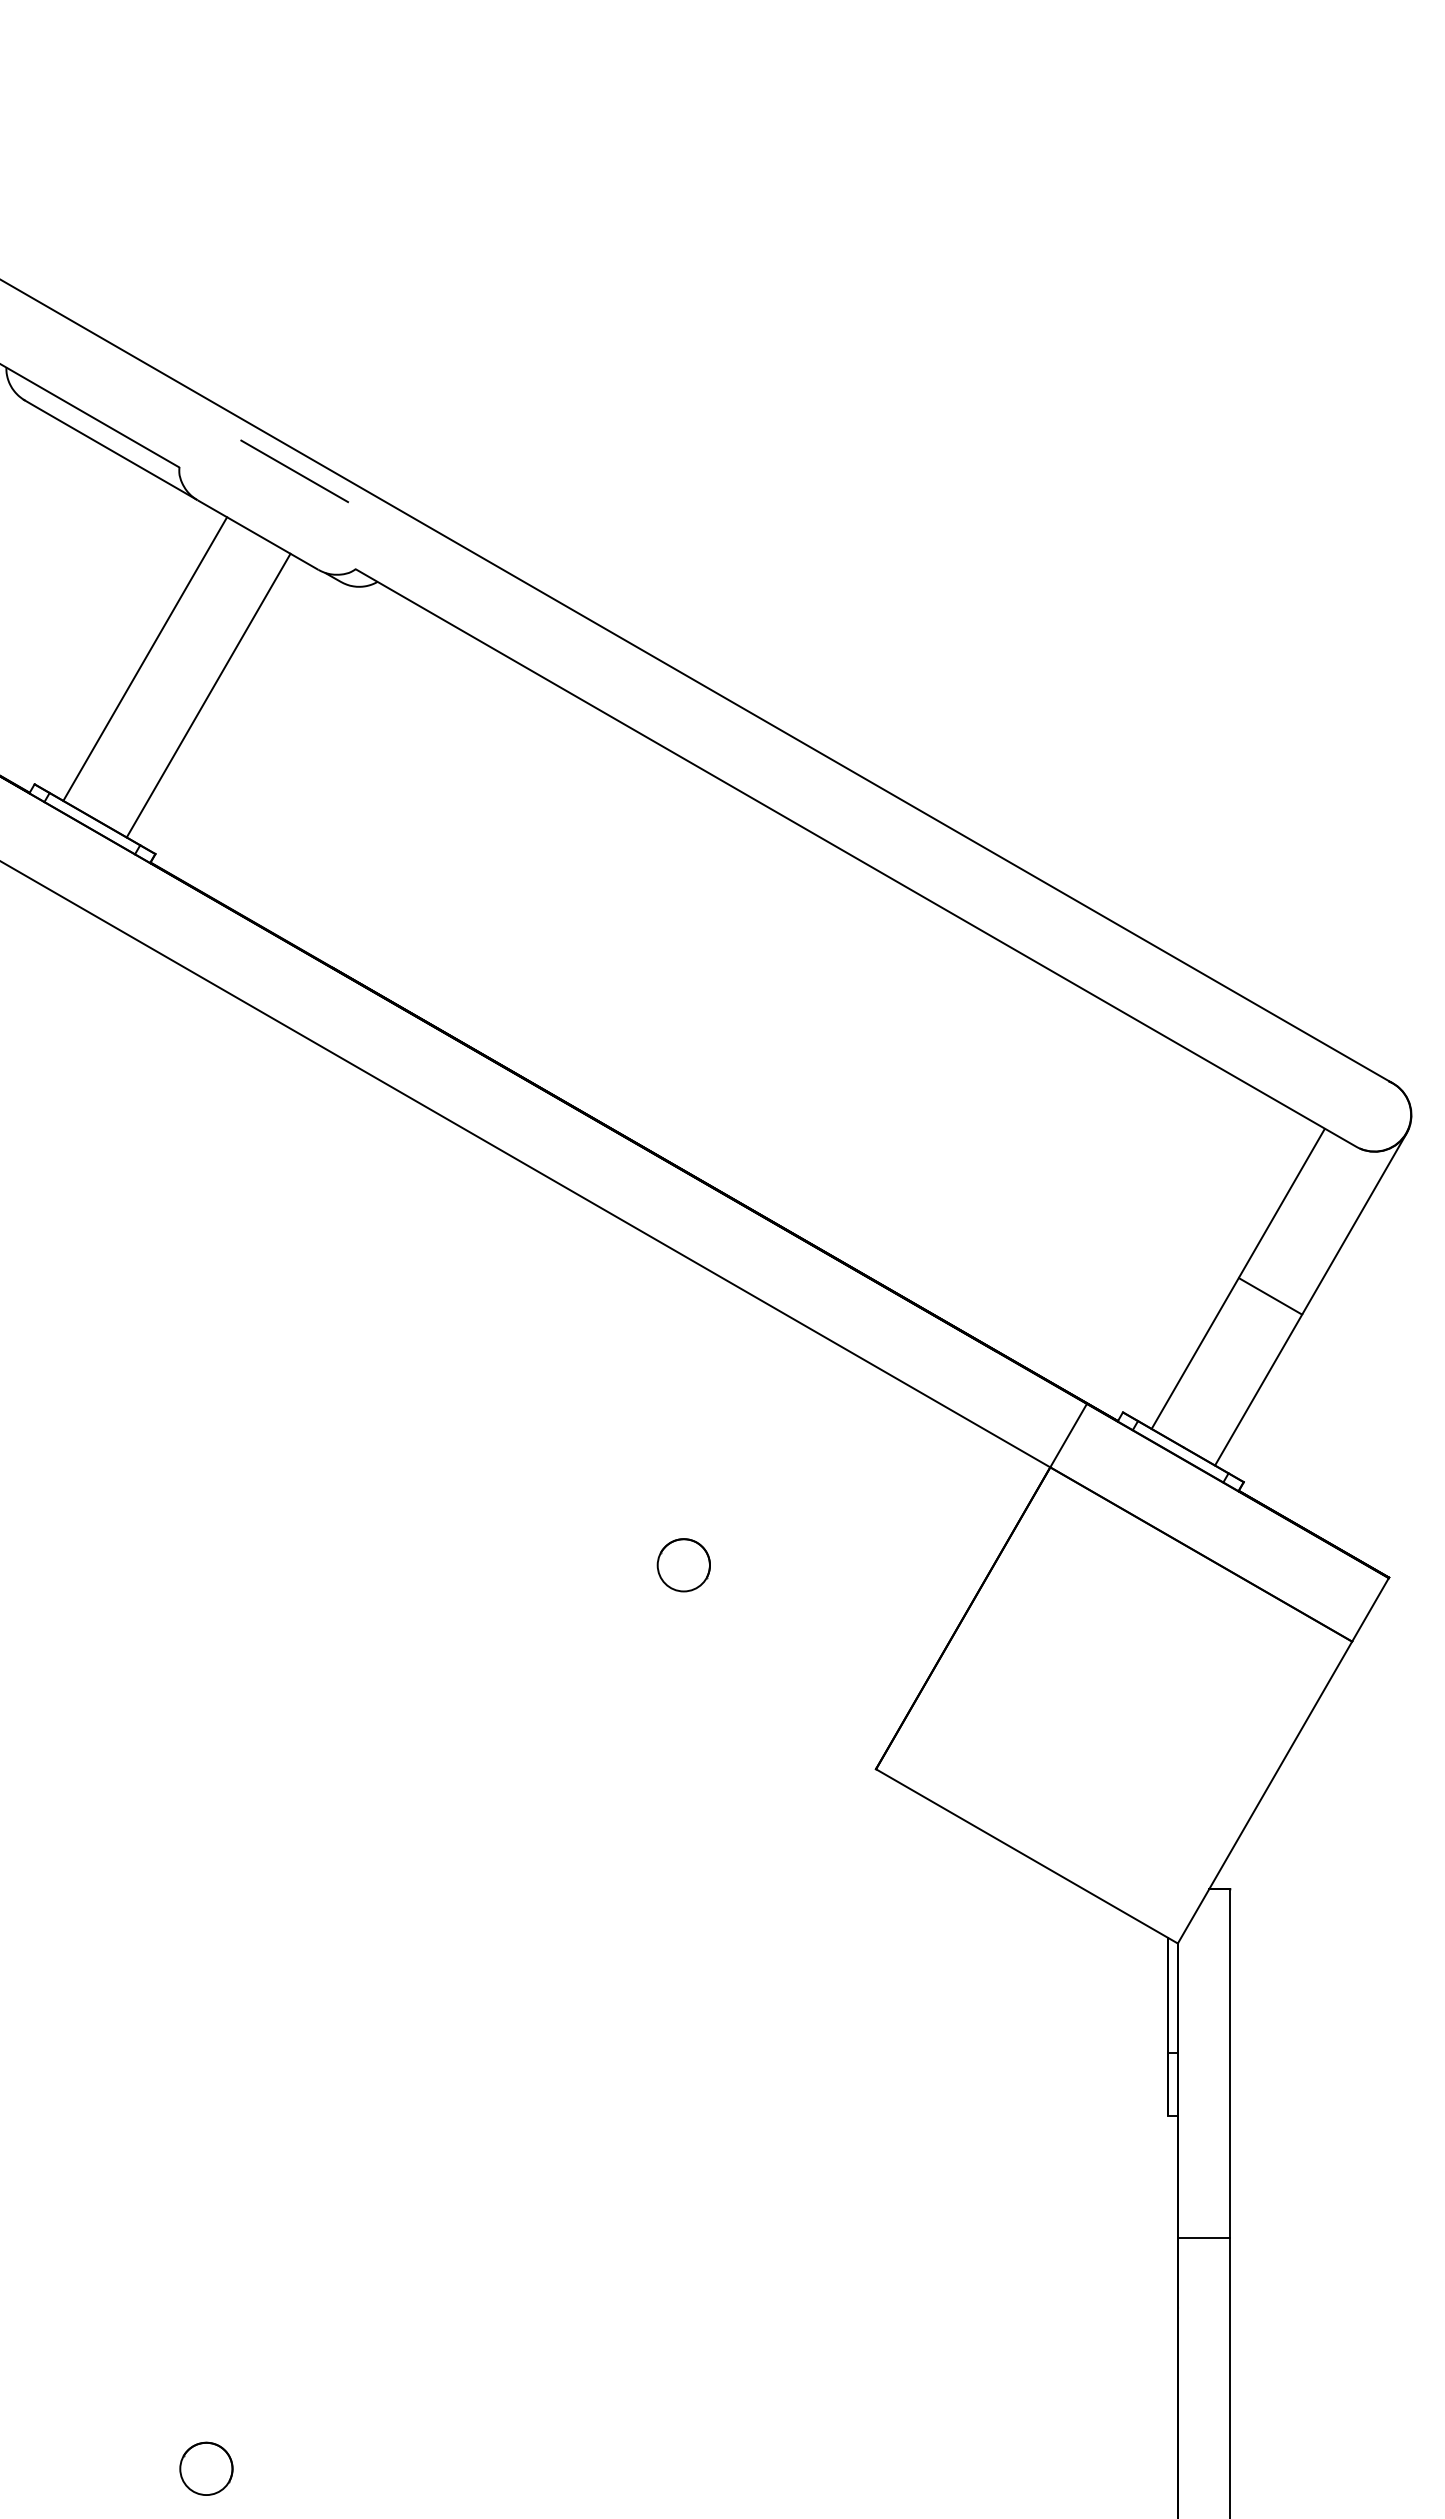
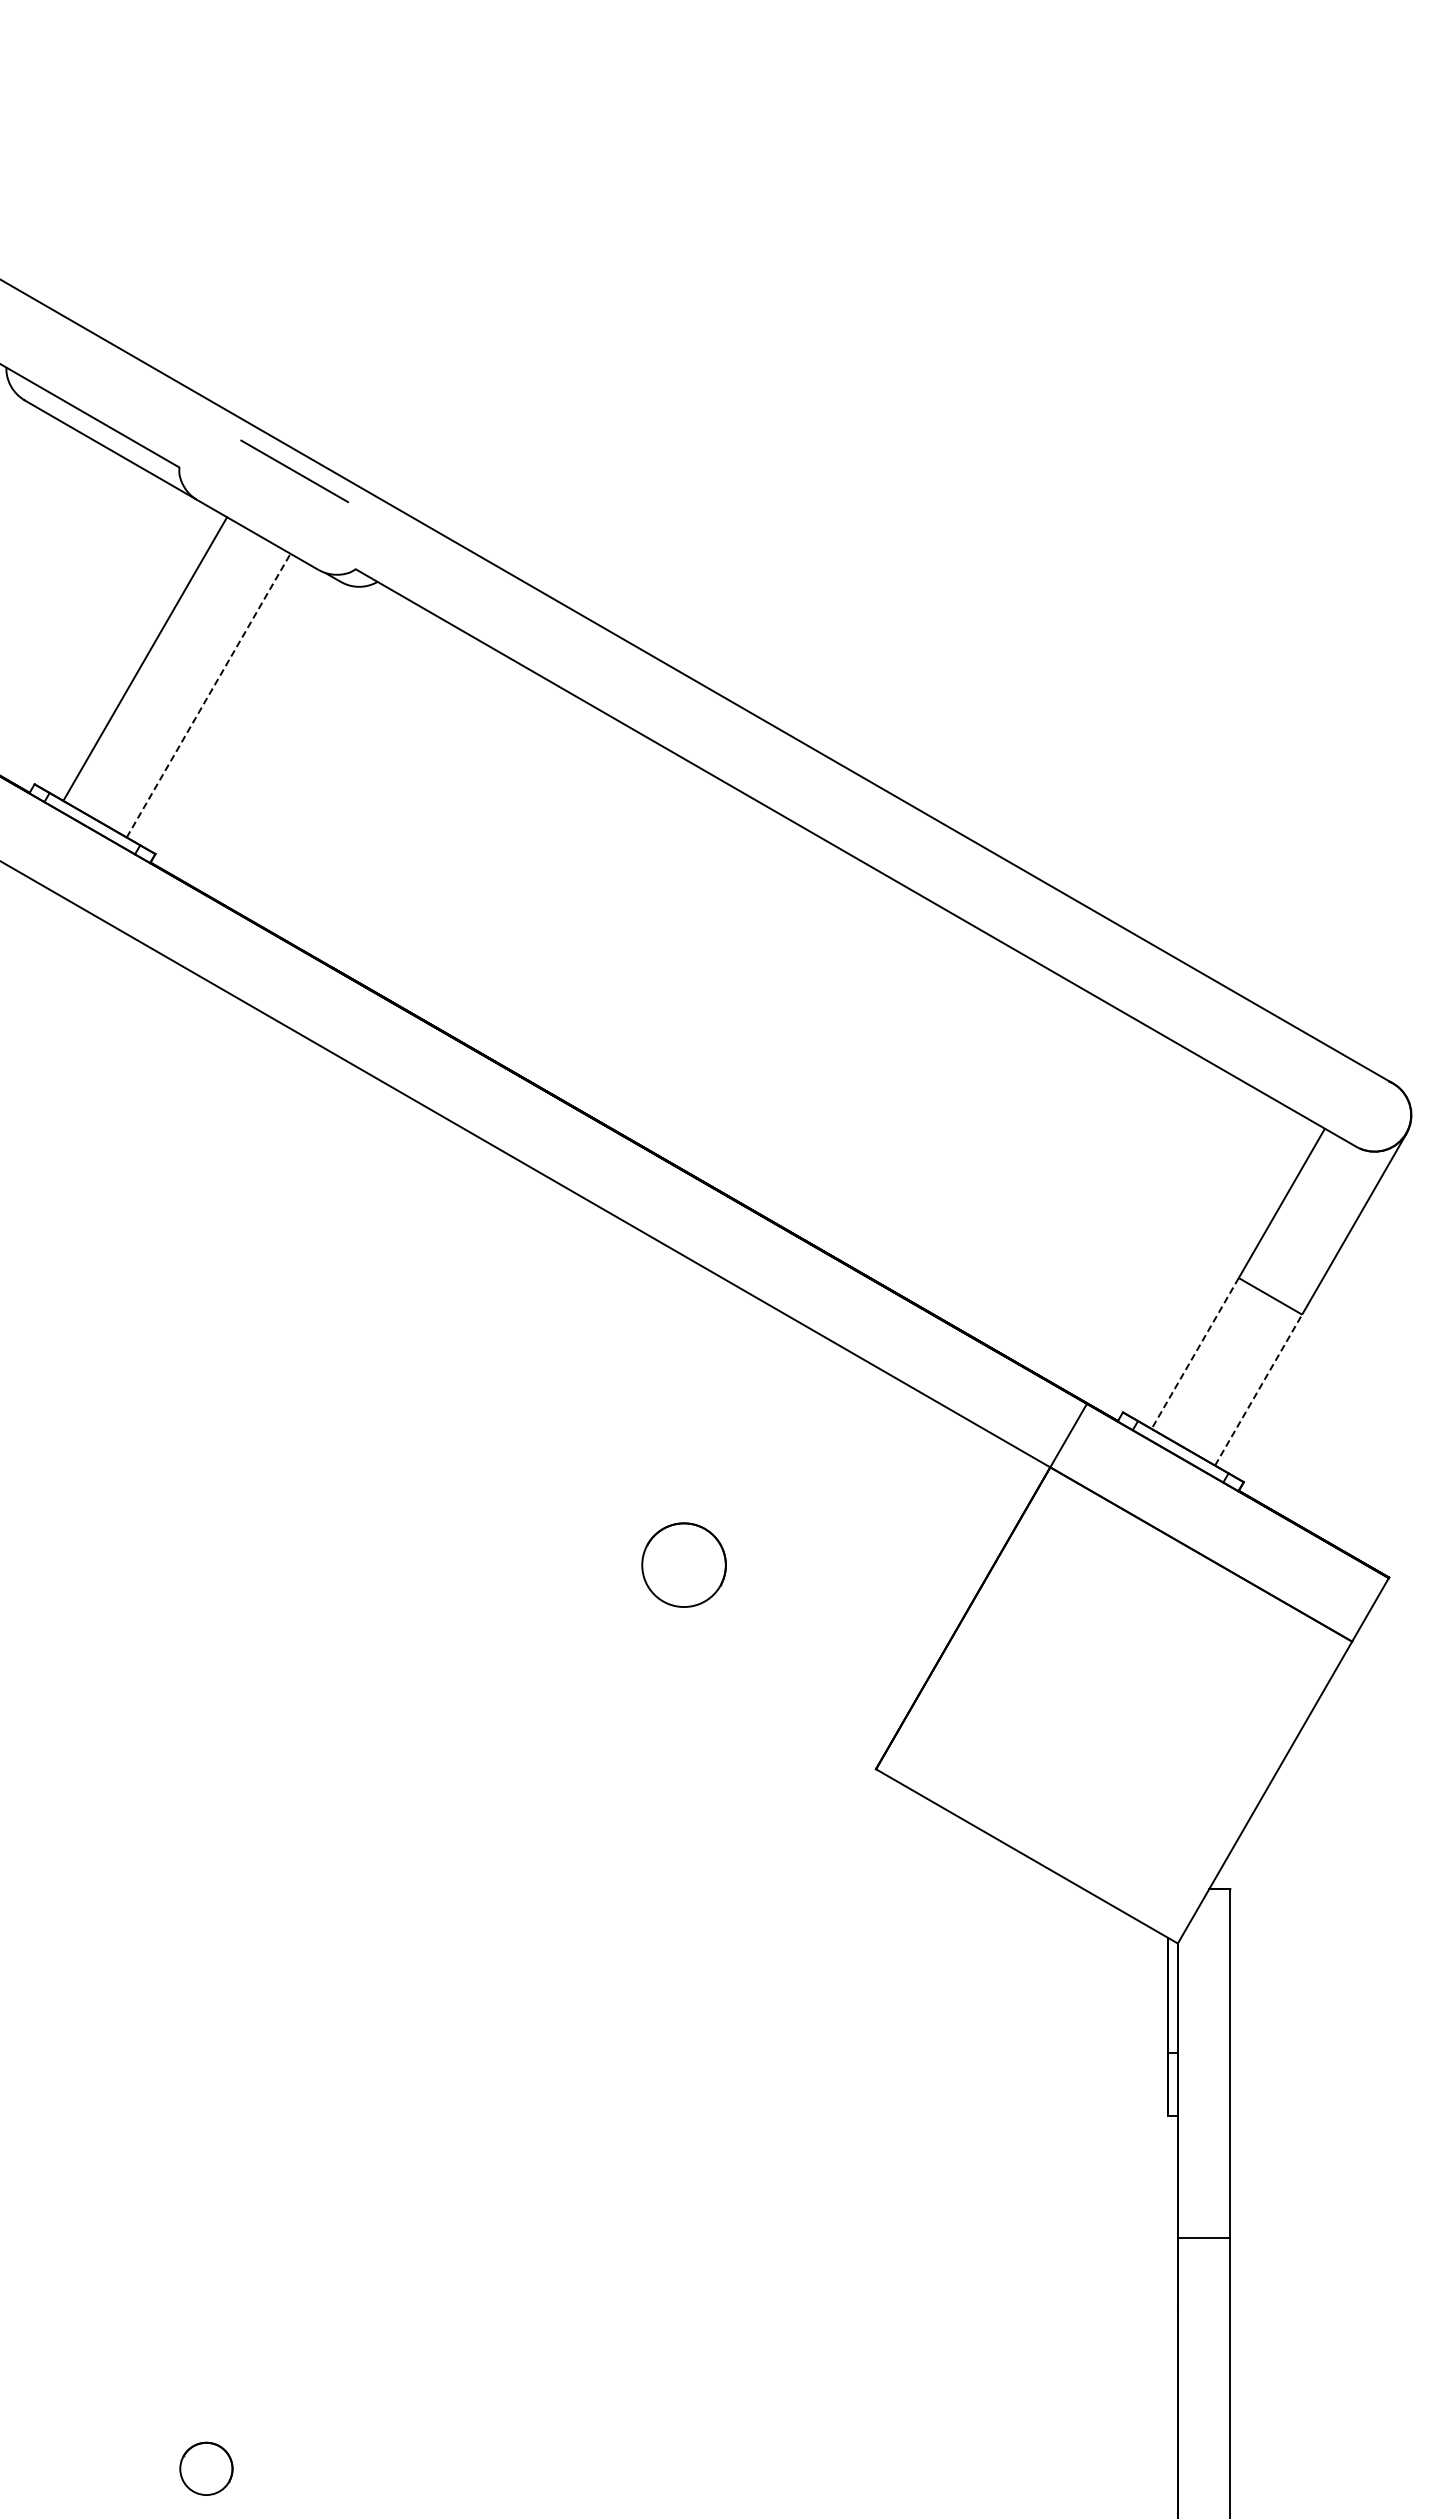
line: solid -> dashed (208, 695)
line: solid -> dashed (1194, 1353)
line: solid -> dashed (1258, 1389)
circle size: 55x55 px -> 86x86 px (683, 1564)
